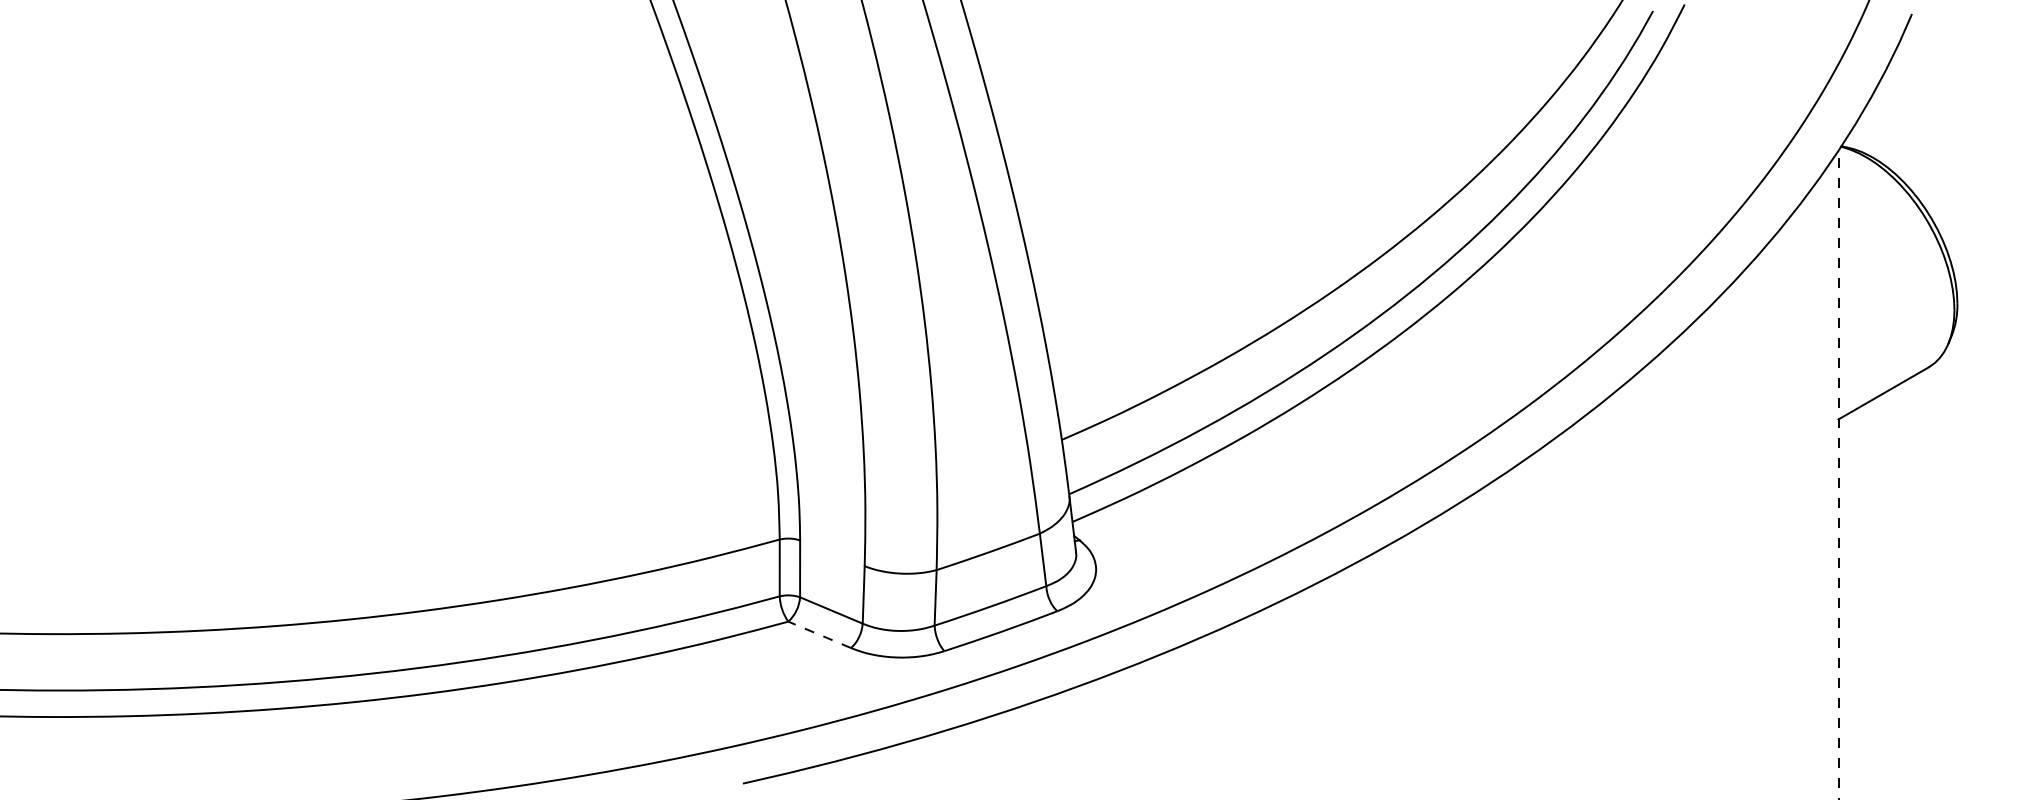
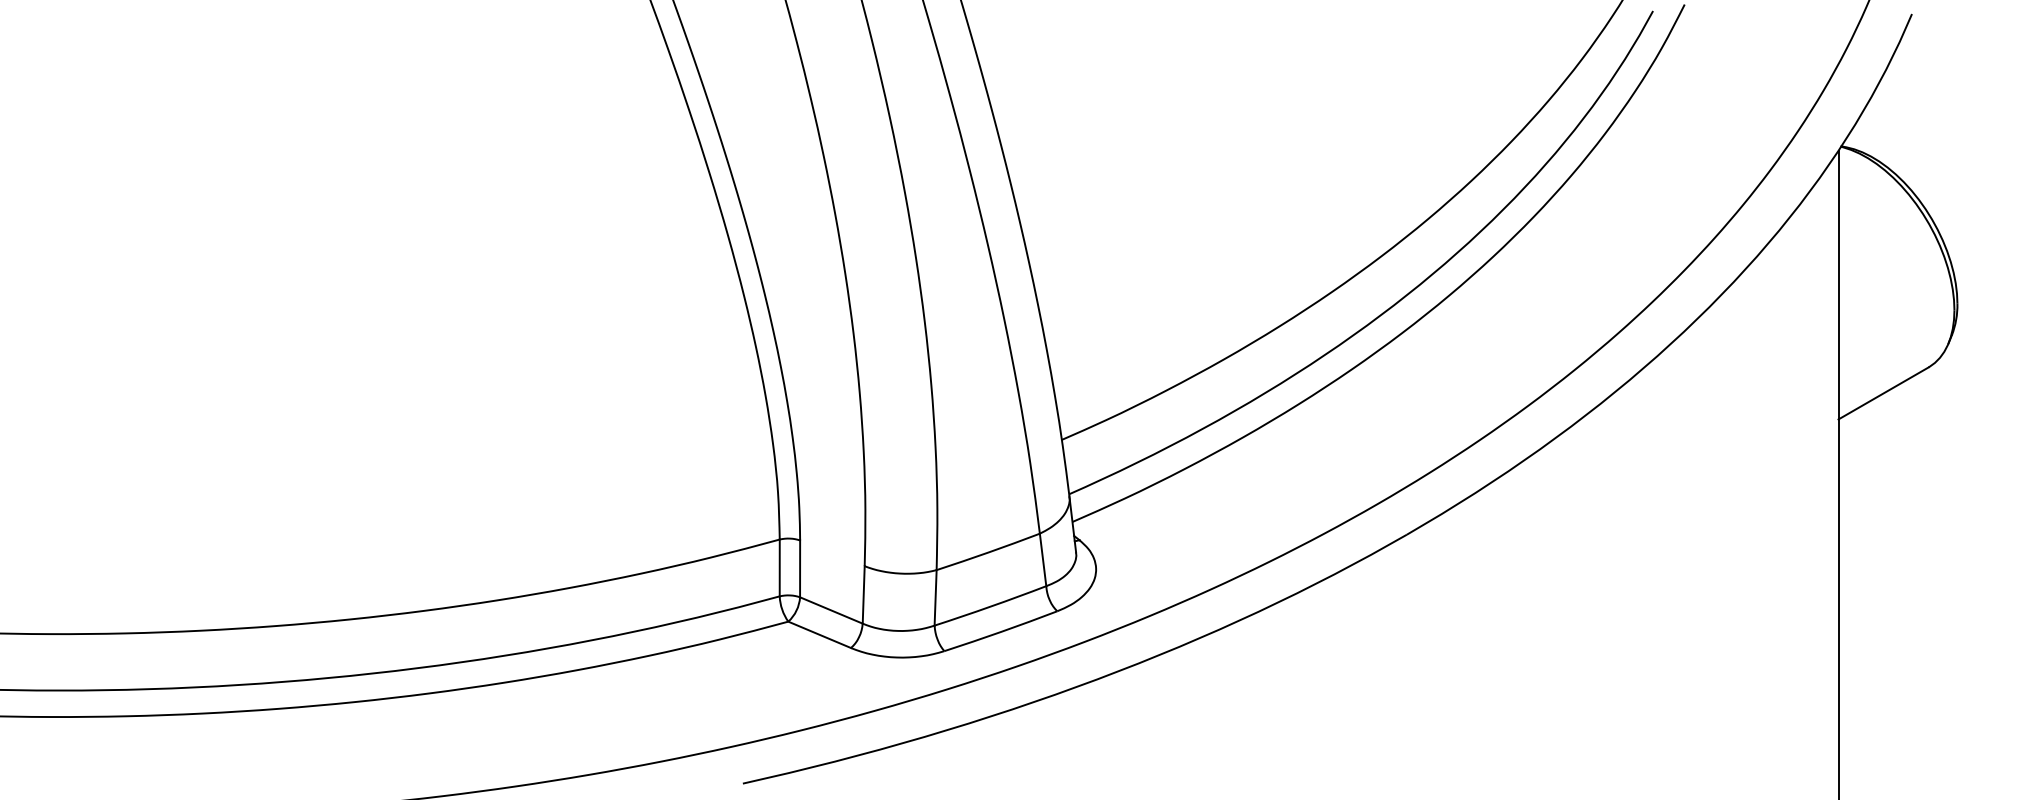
line: dashed -> solid (1838, 474)
line: dashed -> solid (819, 634)
